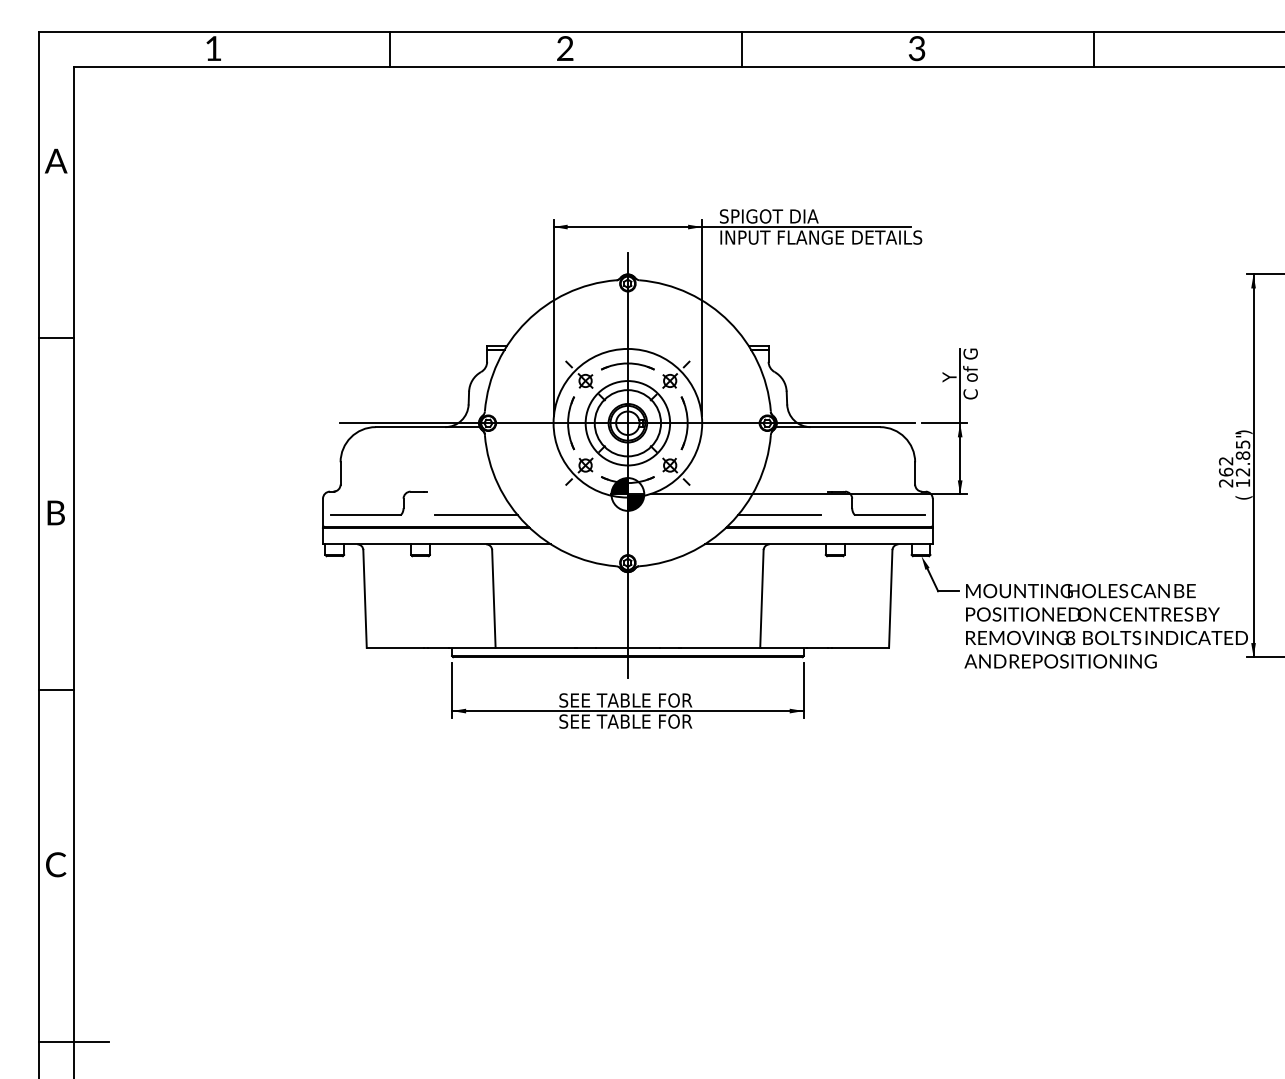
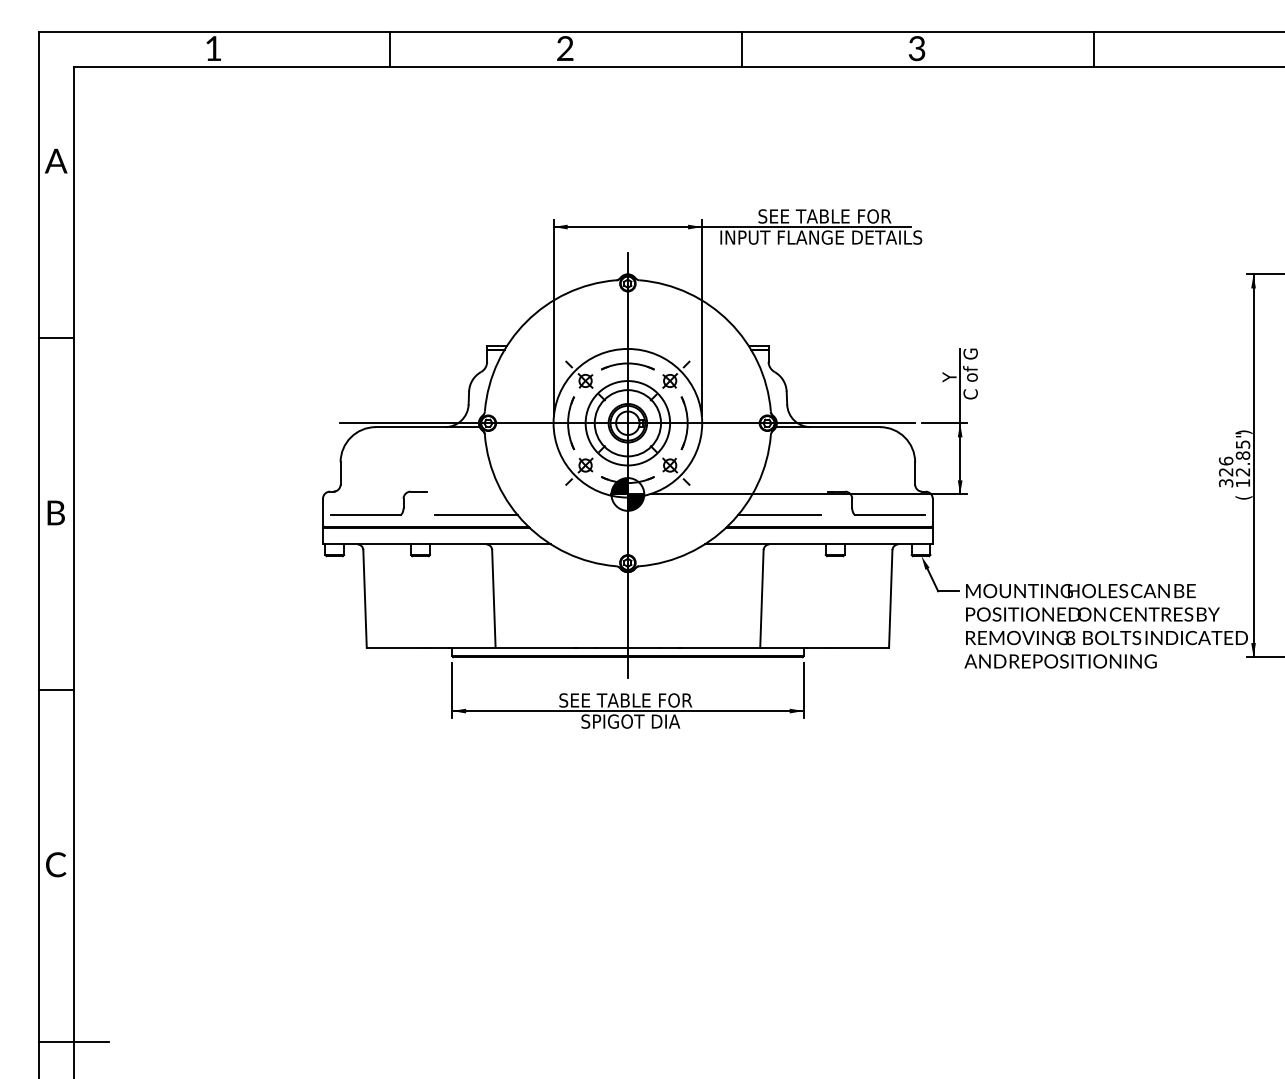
text: SPIGOT DIA -> SEE TABLE FOR (805, 216)
text: 262 -> 326 (1226, 471)
text: SEE TABLE FOR -> SPIGOT DIA (625, 721)
